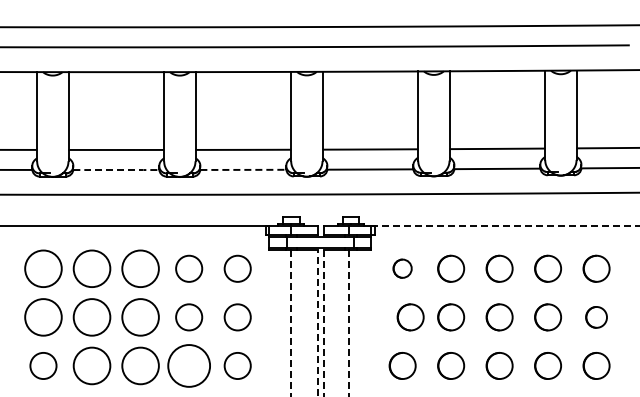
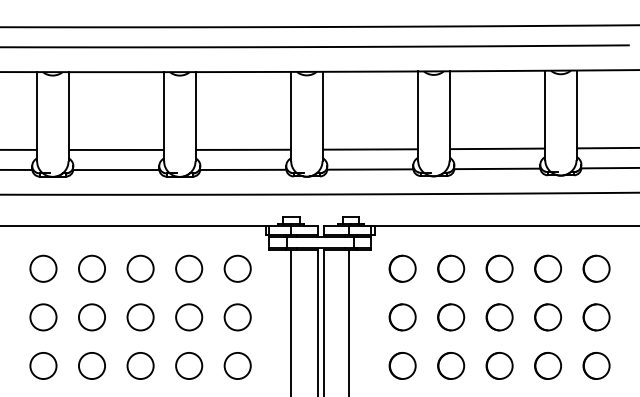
line: dashed -> solid (244, 169)
line: dashed -> solid (116, 170)
line: dashed -> solid (505, 225)
circle diameter: 37 px -> 26 px (43, 268)
circle diameter: 37 px -> 26 px (91, 268)
circle diameter: 37 px -> 26 px (140, 268)
circle size: 21x21 px -> 29x29 px (402, 268)
circle diameter: 37 px -> 26 px (43, 317)
circle diameter: 37 px -> 26 px (91, 317)
circle diameter: 37 px -> 26 px (140, 317)
circle position: (410, 317) -> (402, 317) (402, 317)
circle size: 23x23 px -> 29x29 px (596, 317)
line: dashed -> solid (317, 323)
line: dashed -> solid (291, 324)
line: dashed -> solid (324, 324)
line: dashed -> solid (349, 324)
circle diameter: 37 px -> 26 px (91, 365)
circle diameter: 37 px -> 26 px (140, 365)
circle diameter: 42 px -> 26 px (189, 365)
